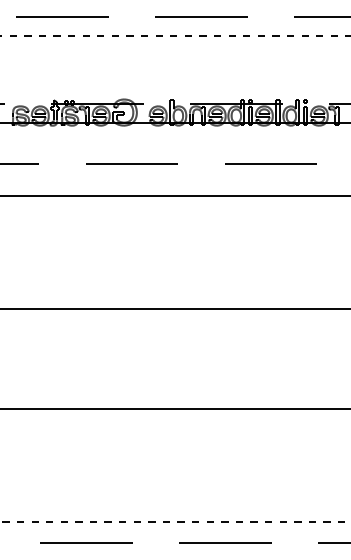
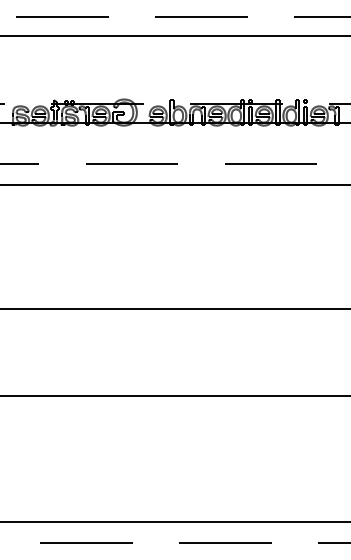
line: dashed -> solid (175, 35)
line position: (174, 195) -> (174, 184) (174, 184)
line position: (174, 409) -> (174, 396) (174, 396)
line: dashed -> solid (175, 522)
